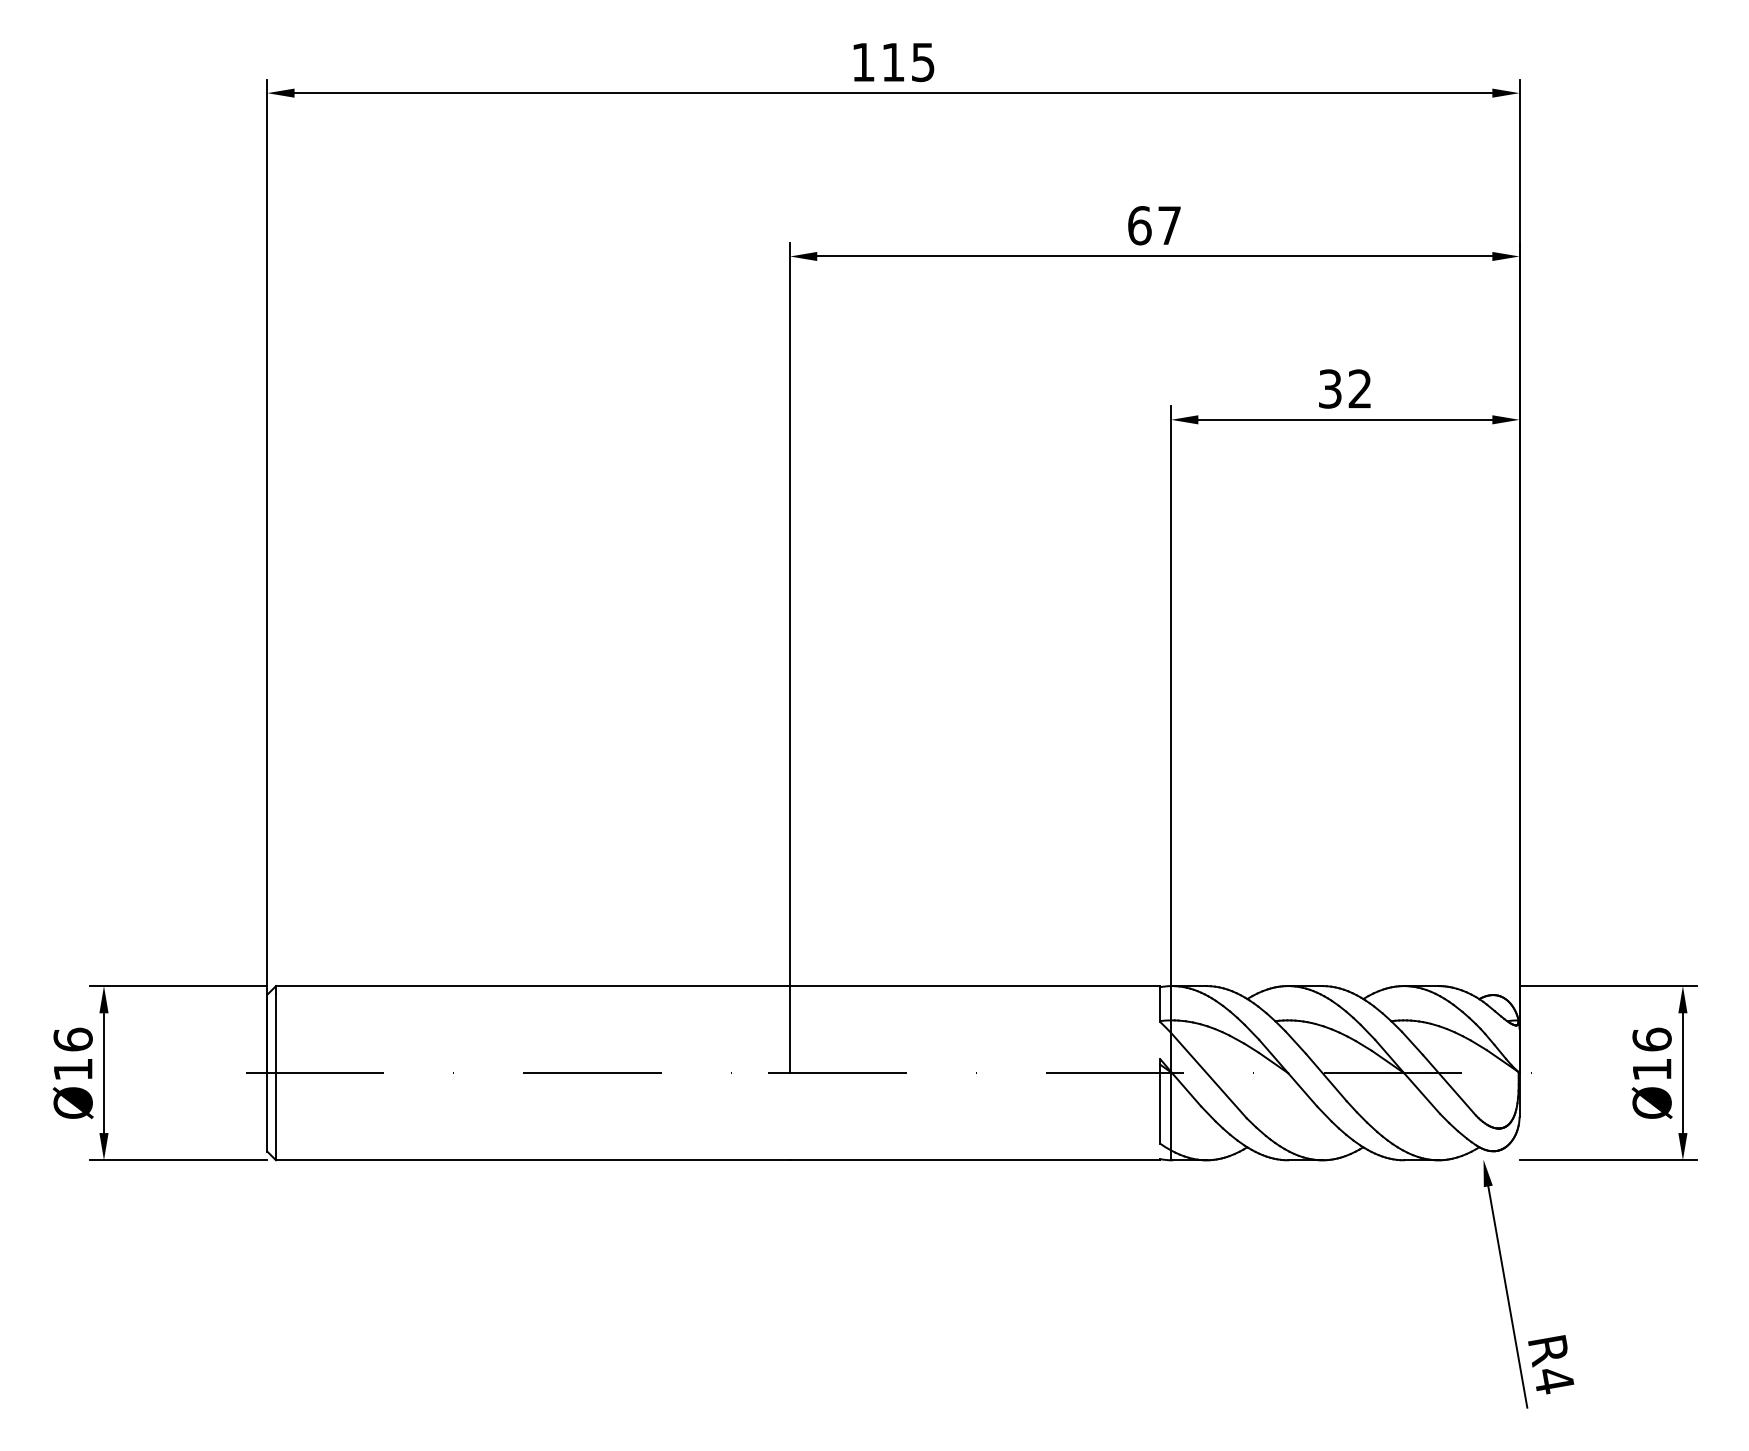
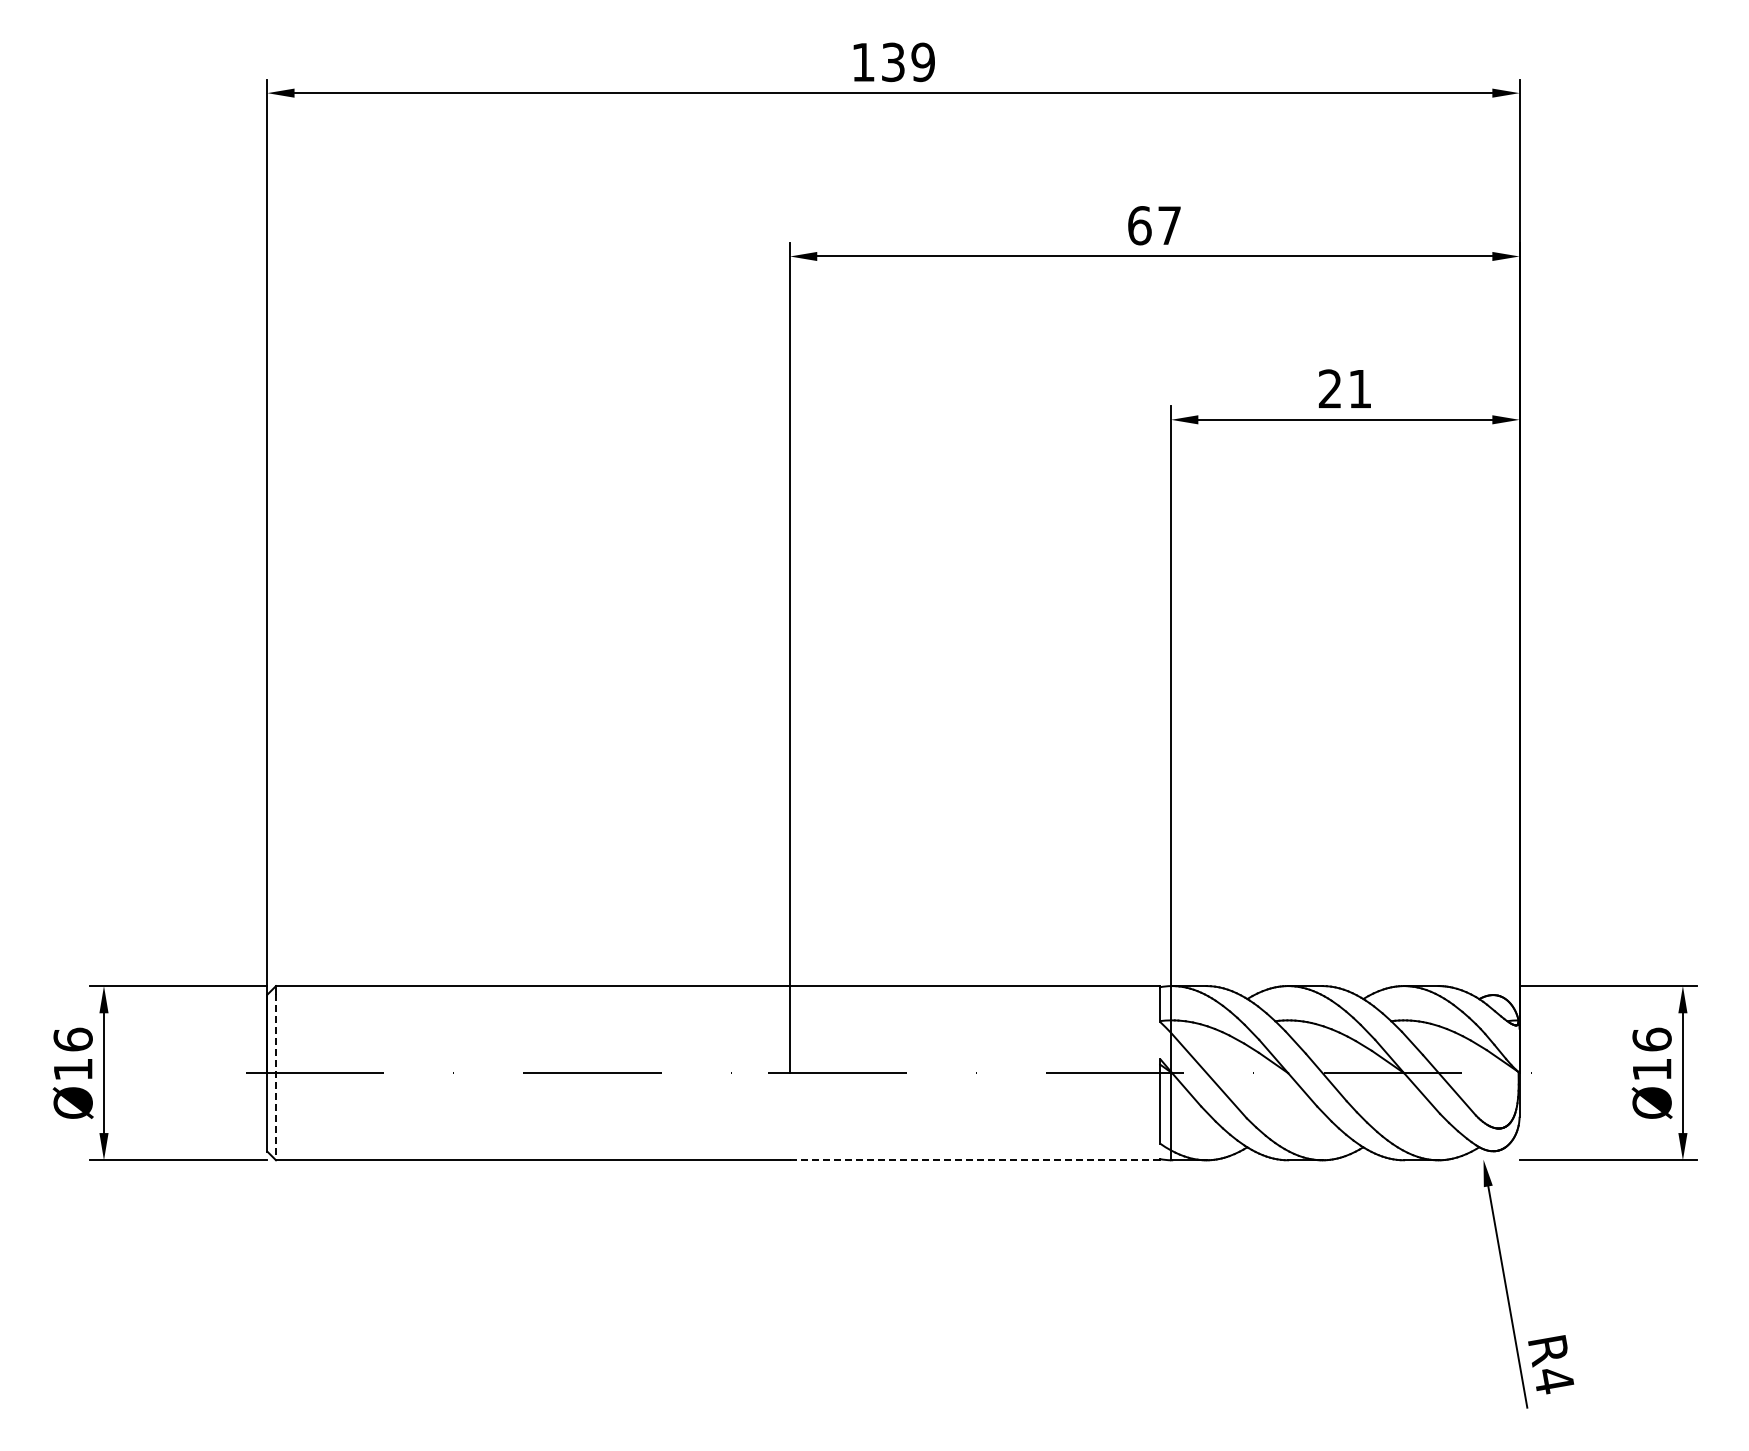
text: 115 -> 139 (908, 62)
text: 32 -> 21 (1344, 388)
line: solid -> dashed (276, 1077)
line: solid -> dashed (975, 1160)
